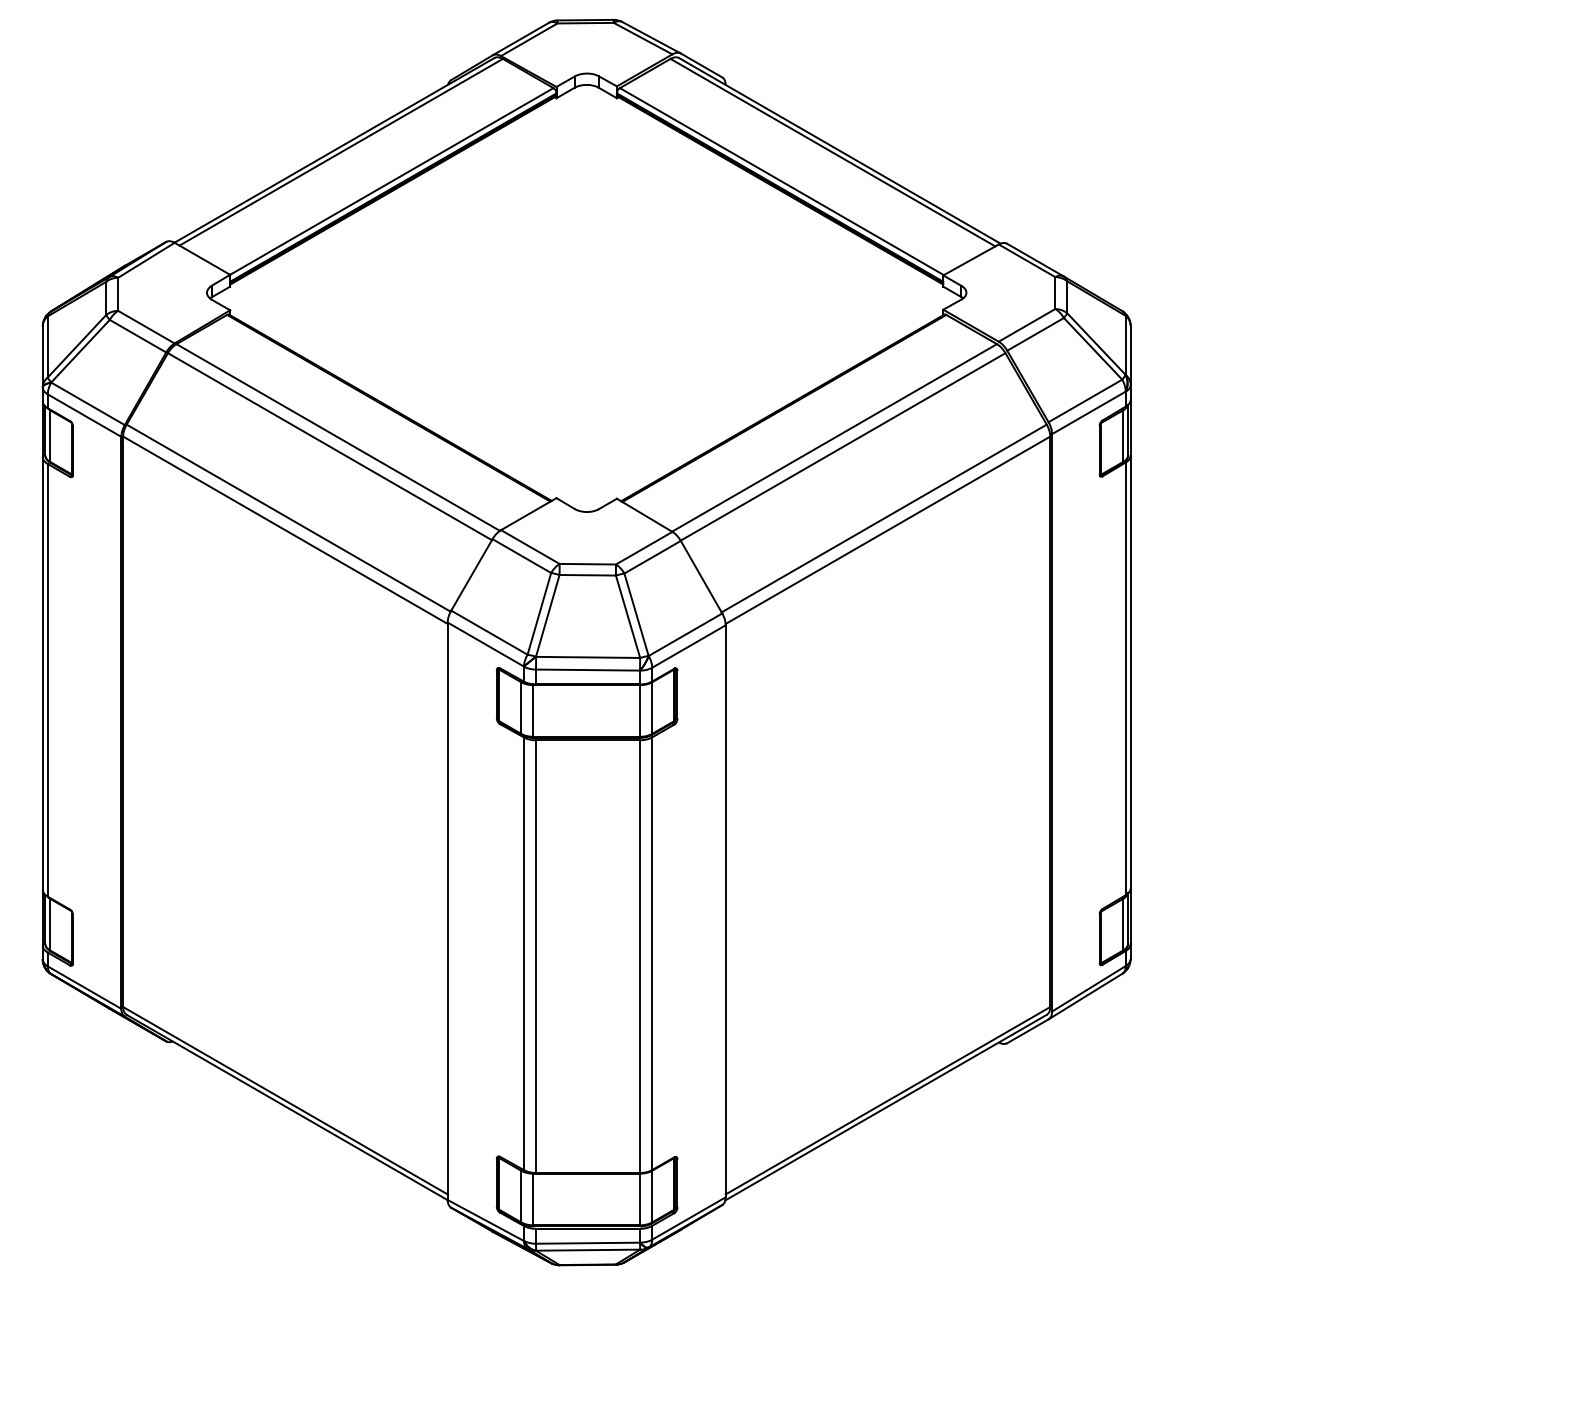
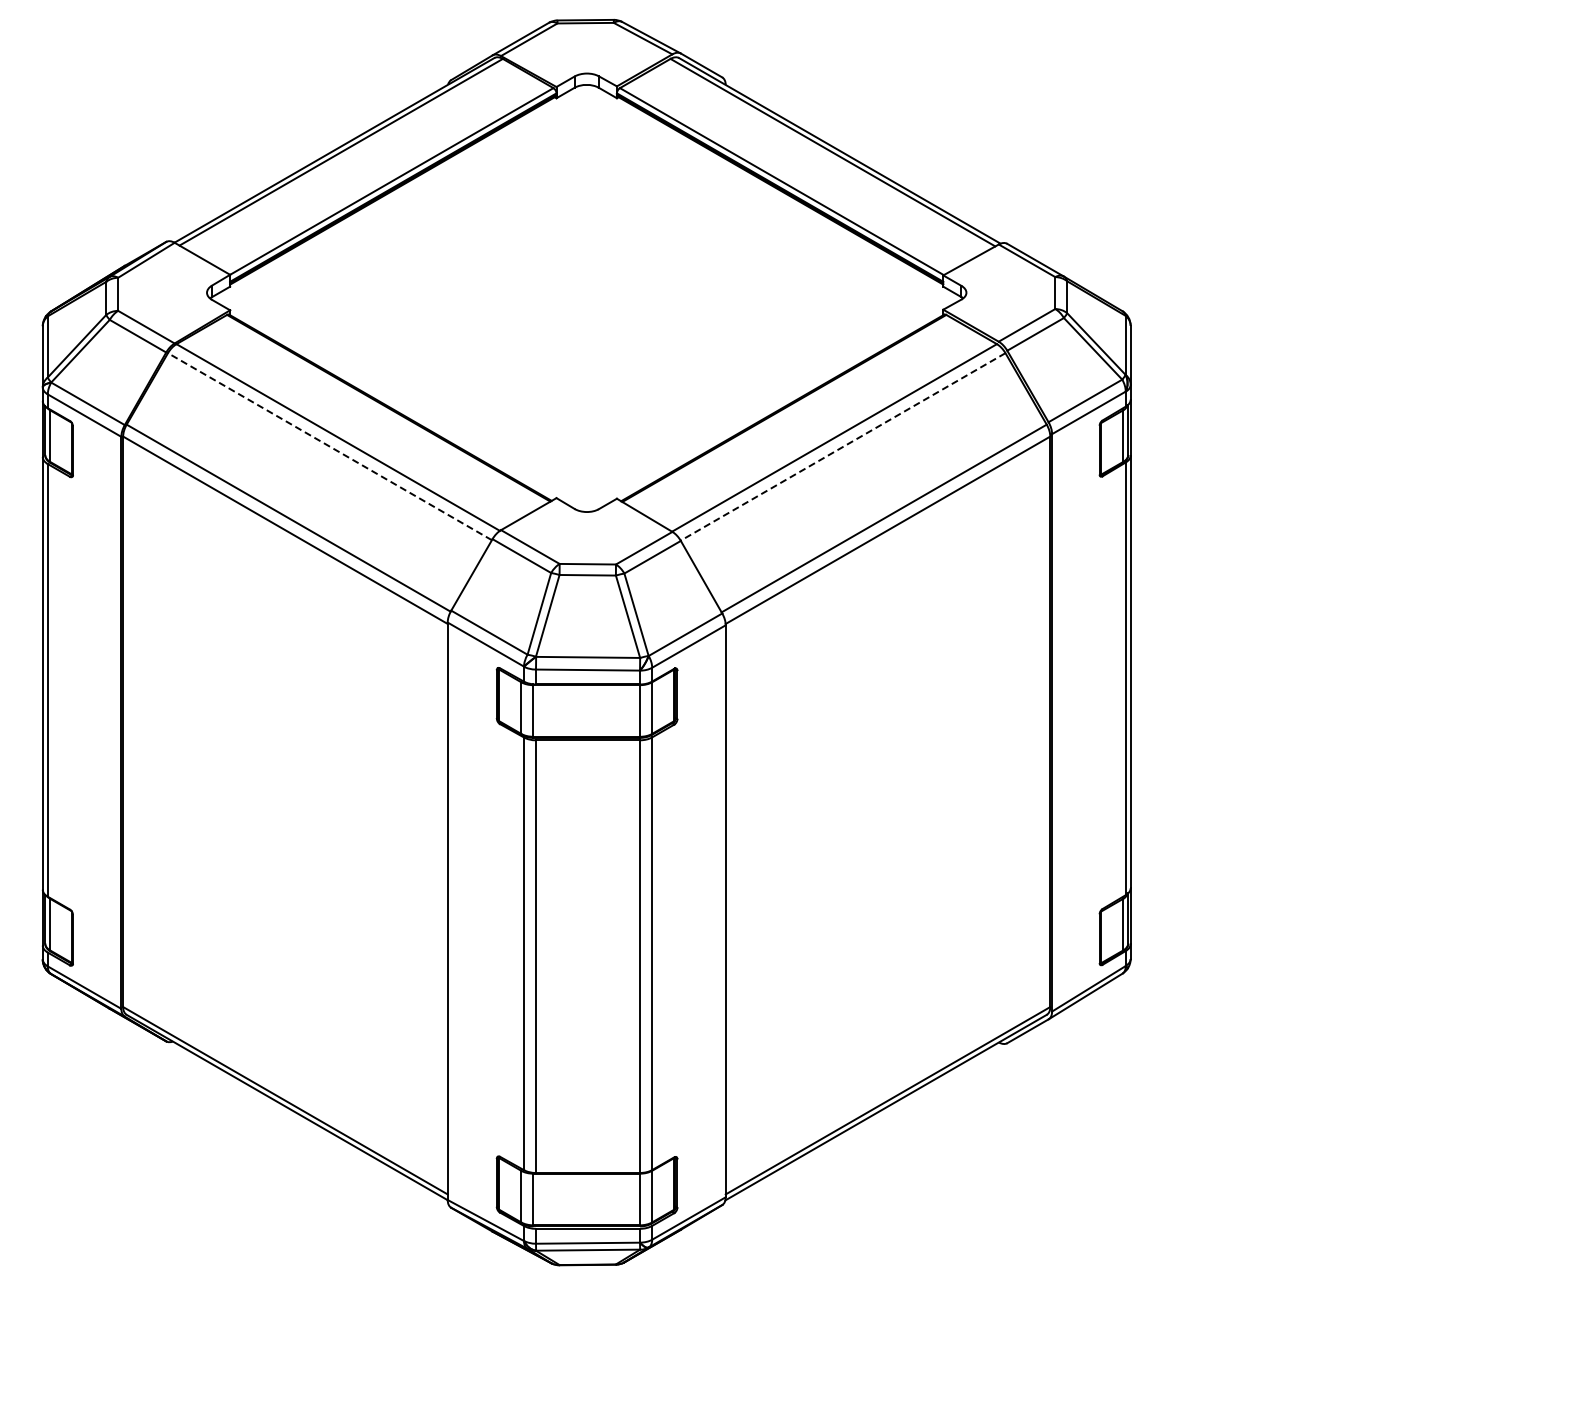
line: solid -> dashed (329, 446)
line: solid -> dashed (843, 446)
